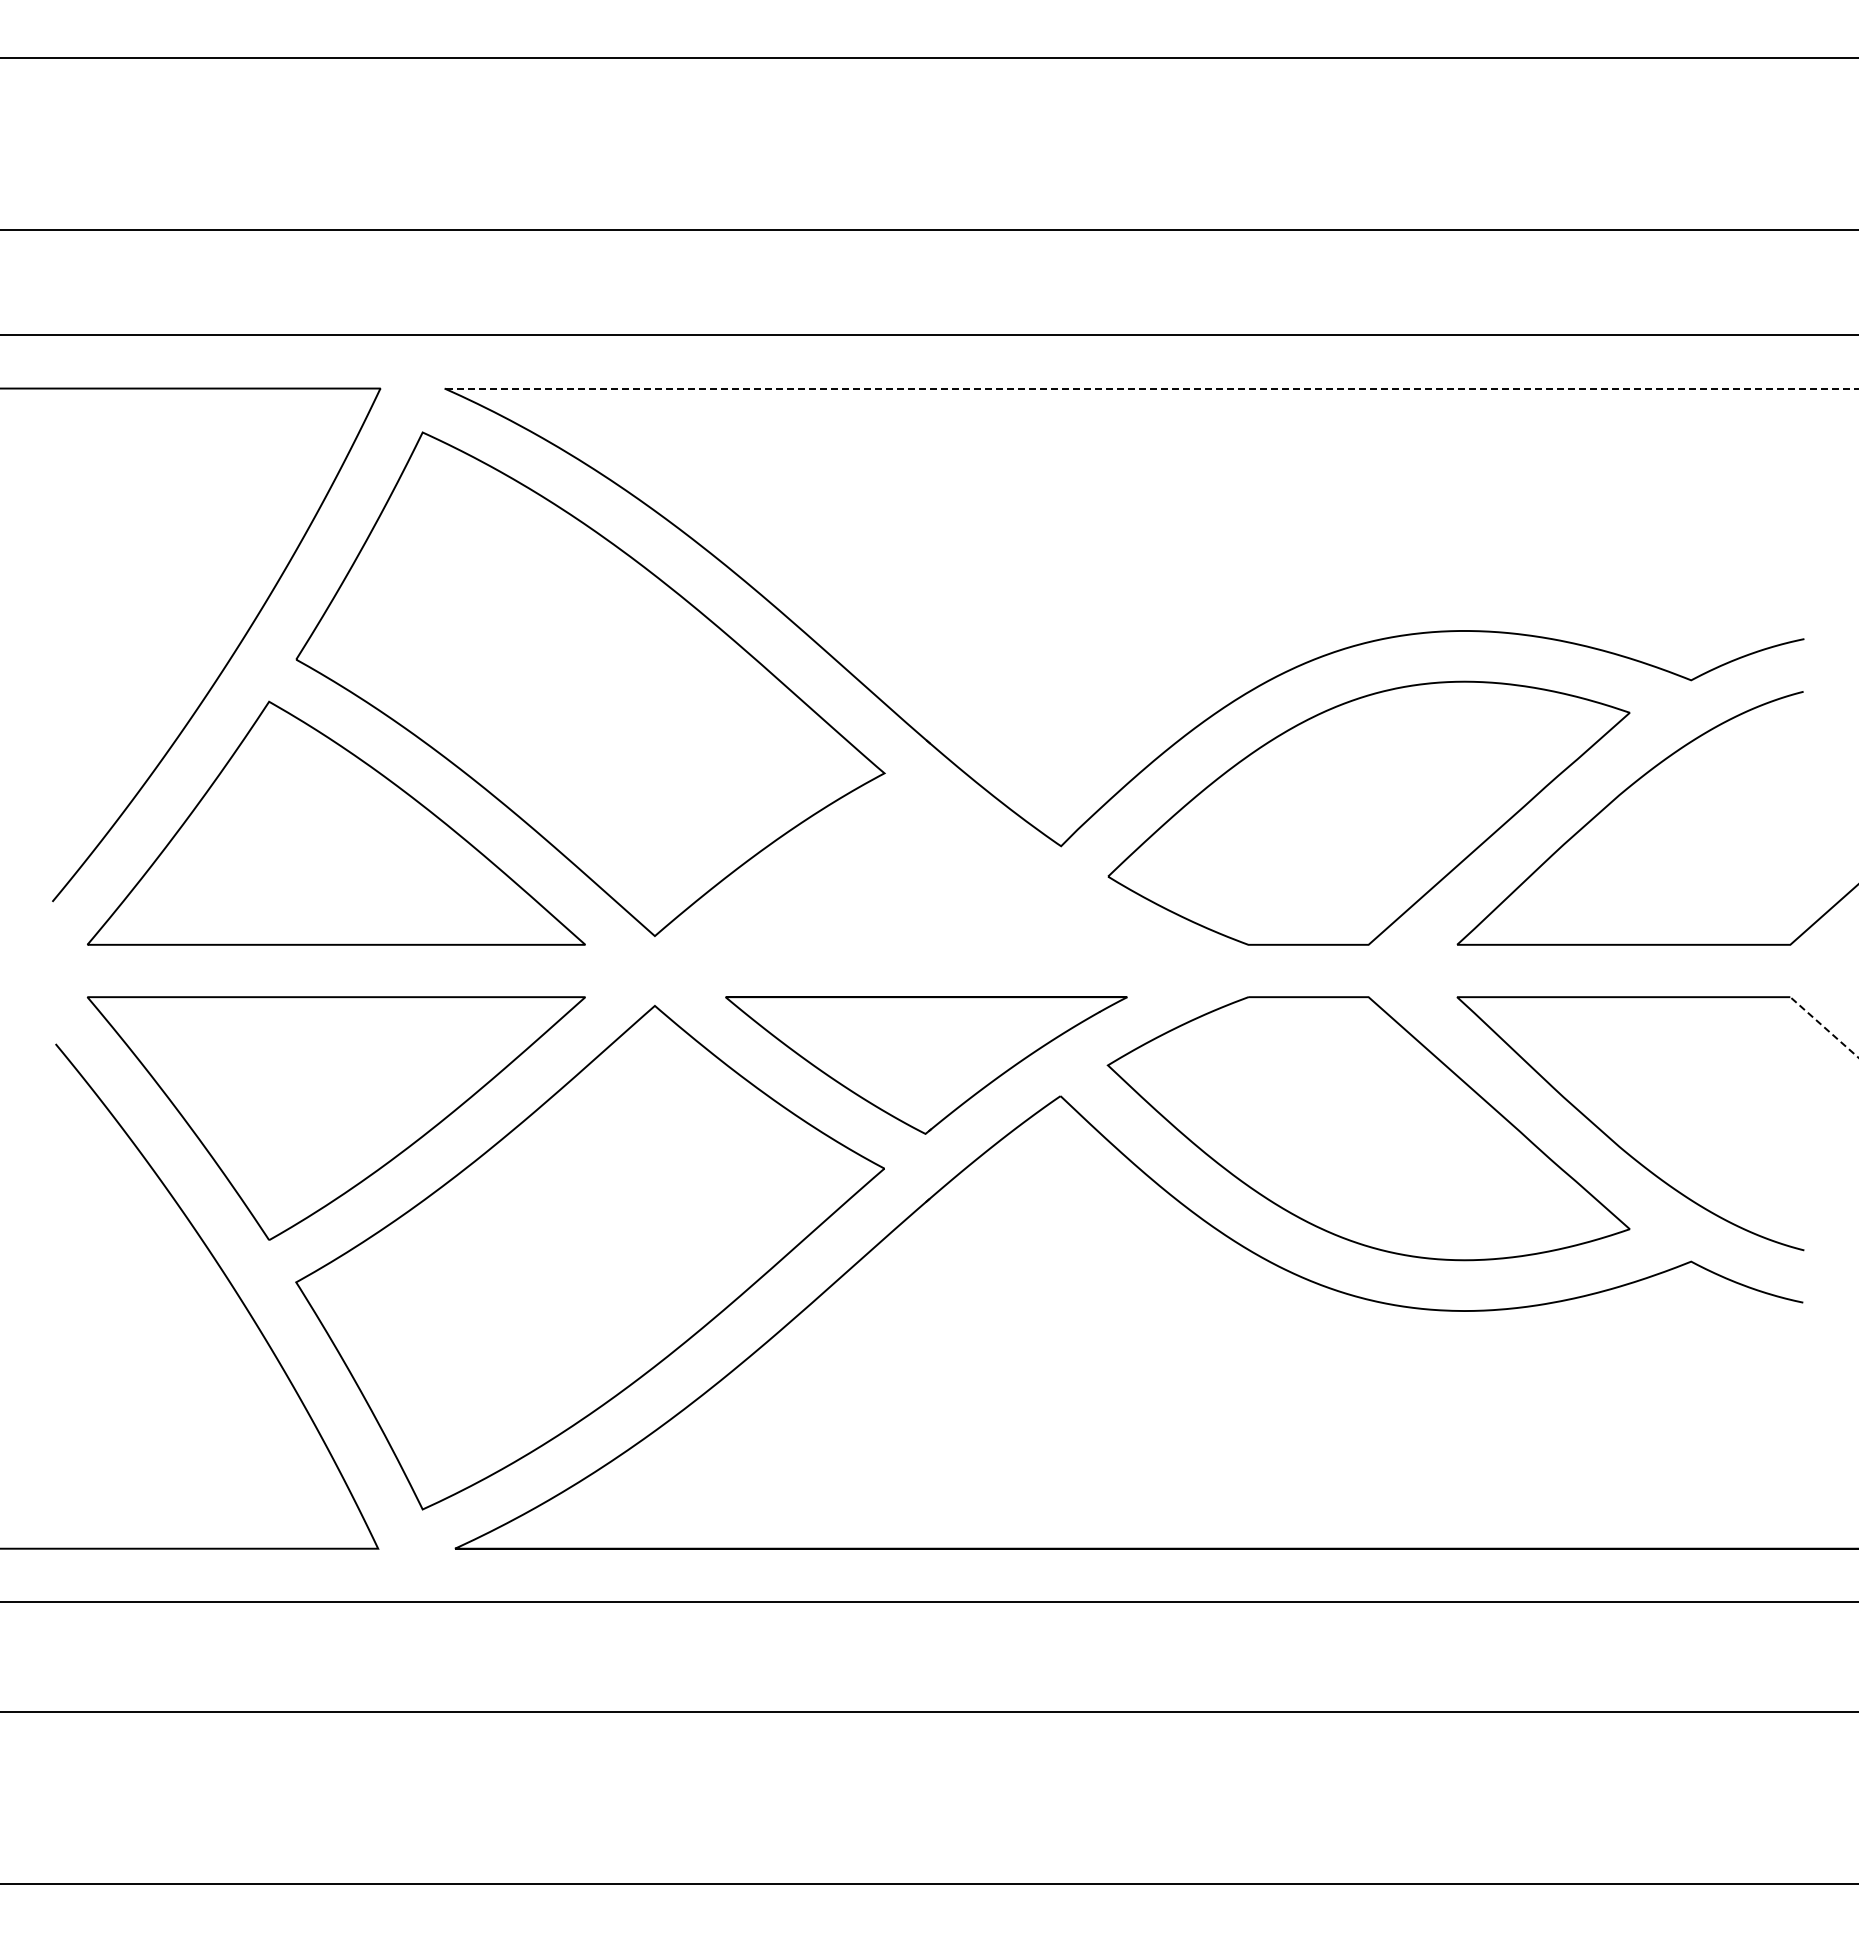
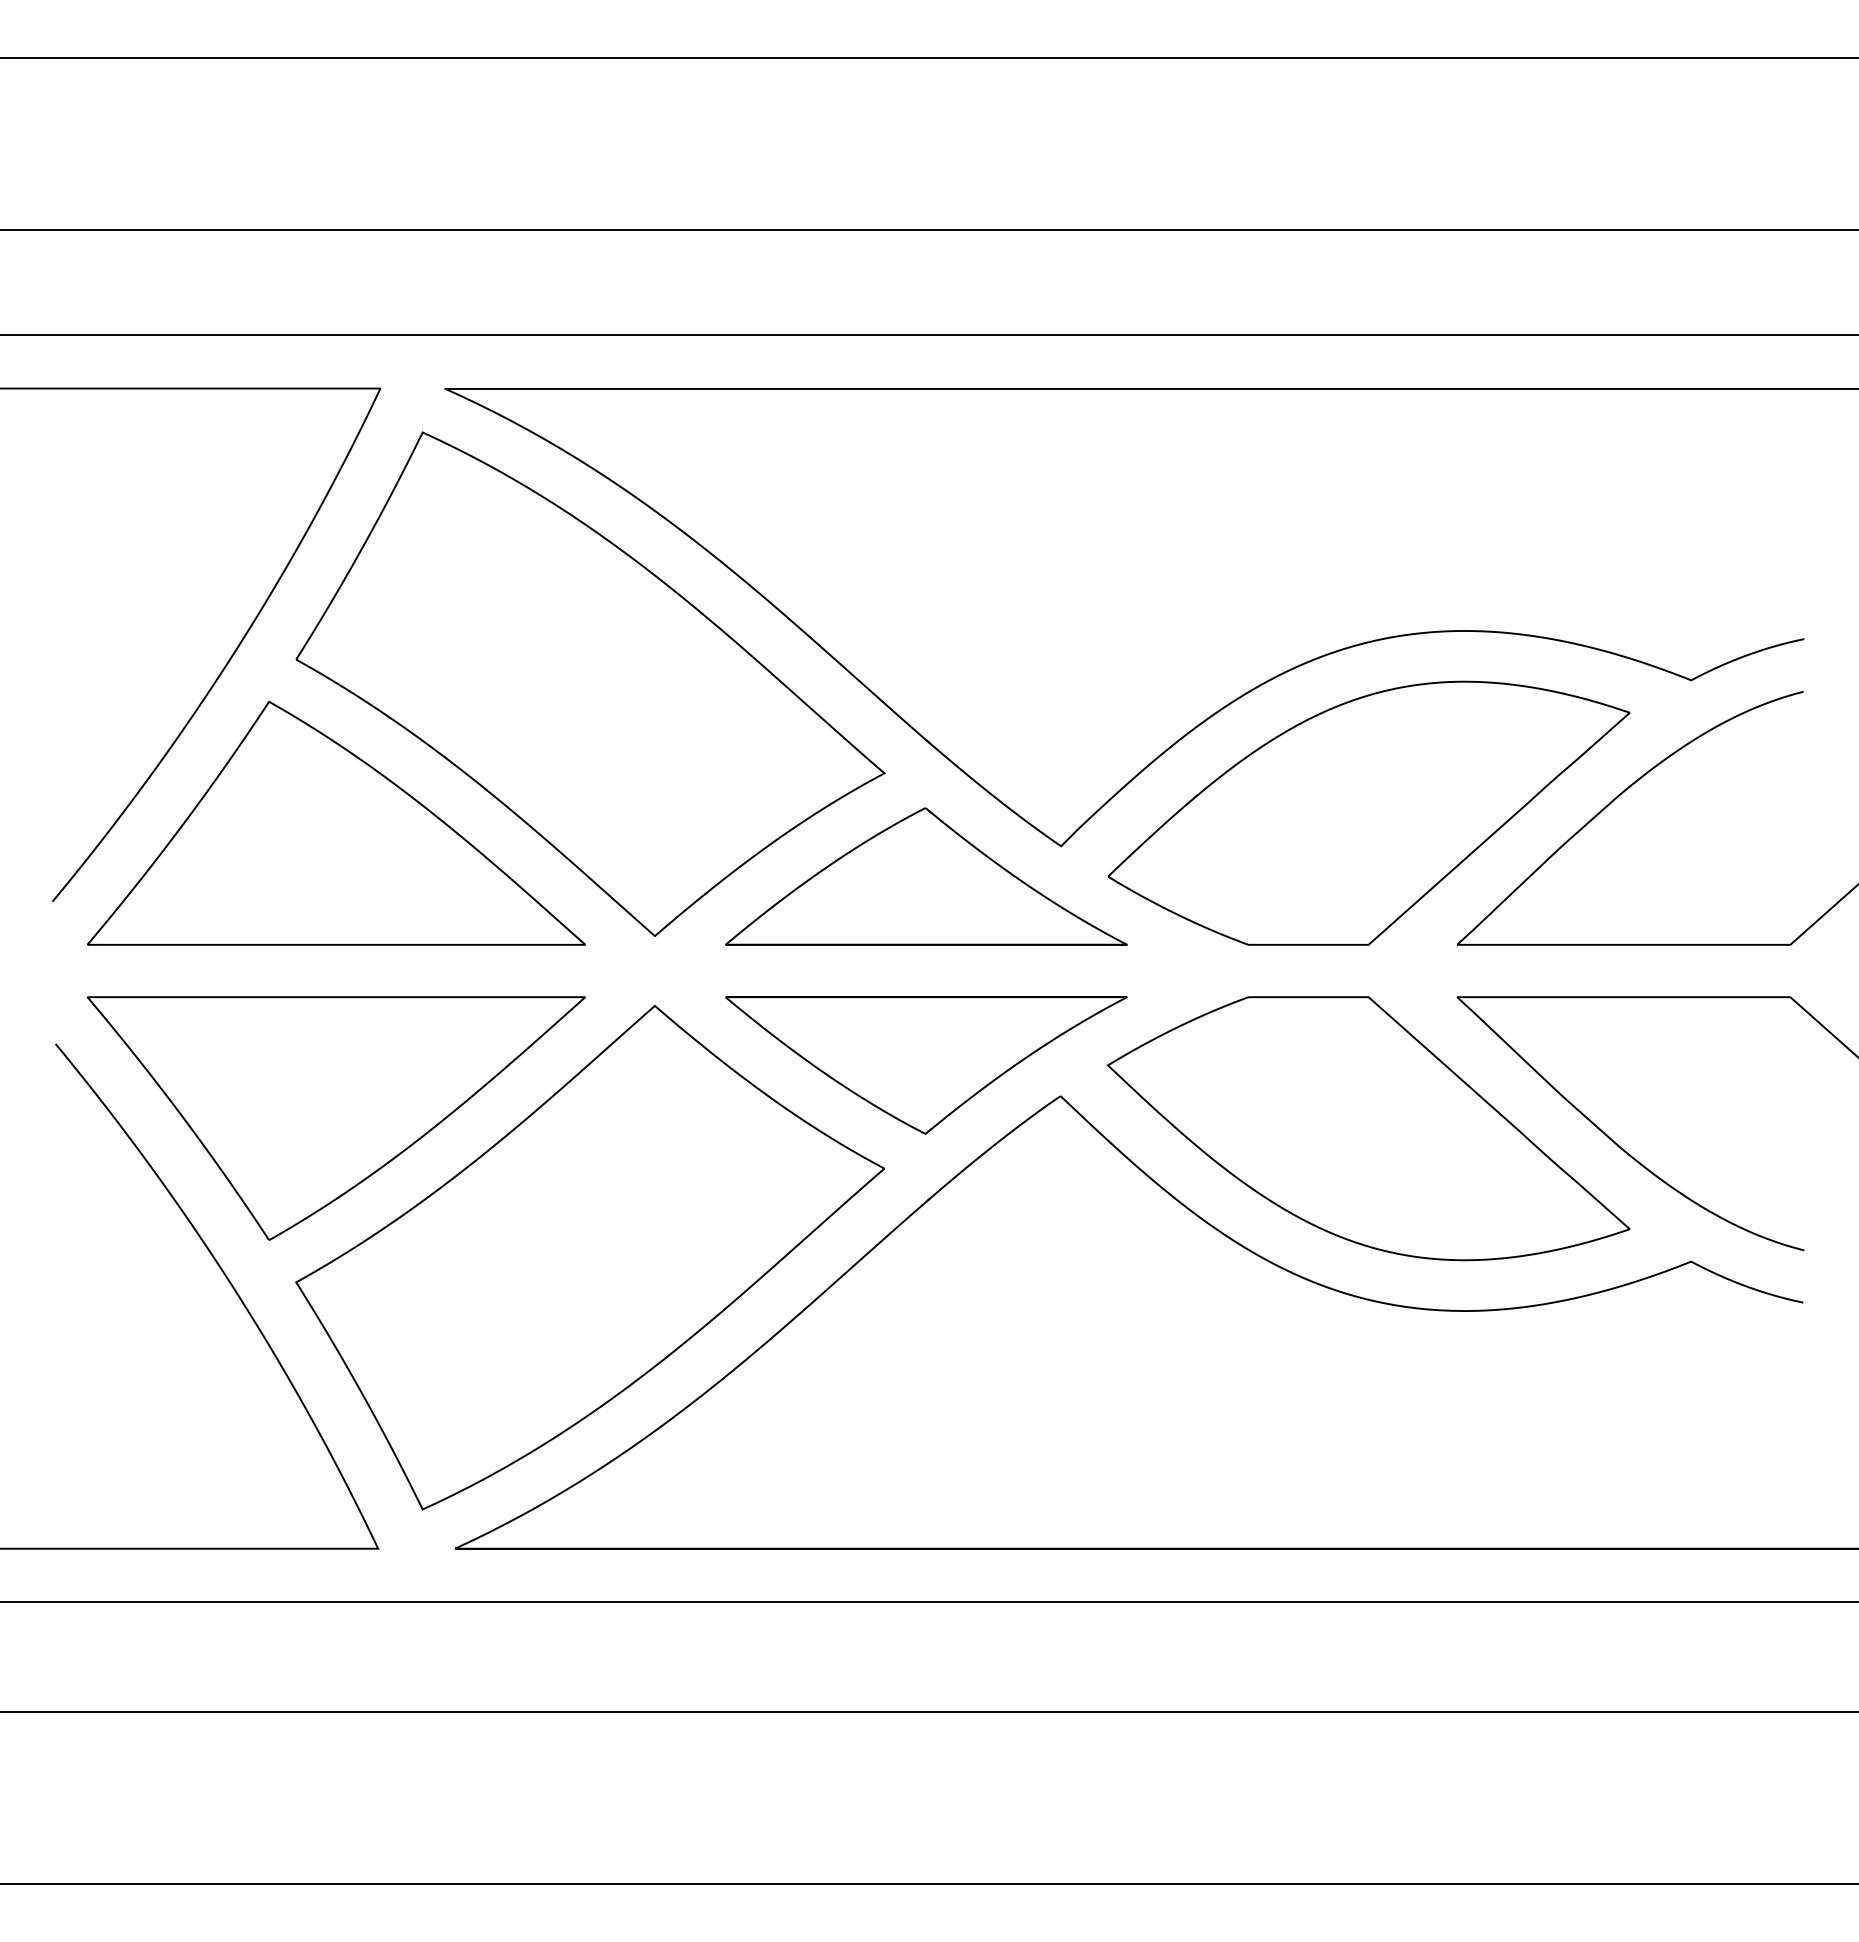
line: dashed -> solid (1151, 388)
part: none -> present (926, 876)
line: dashed -> solid (1823, 1027)
